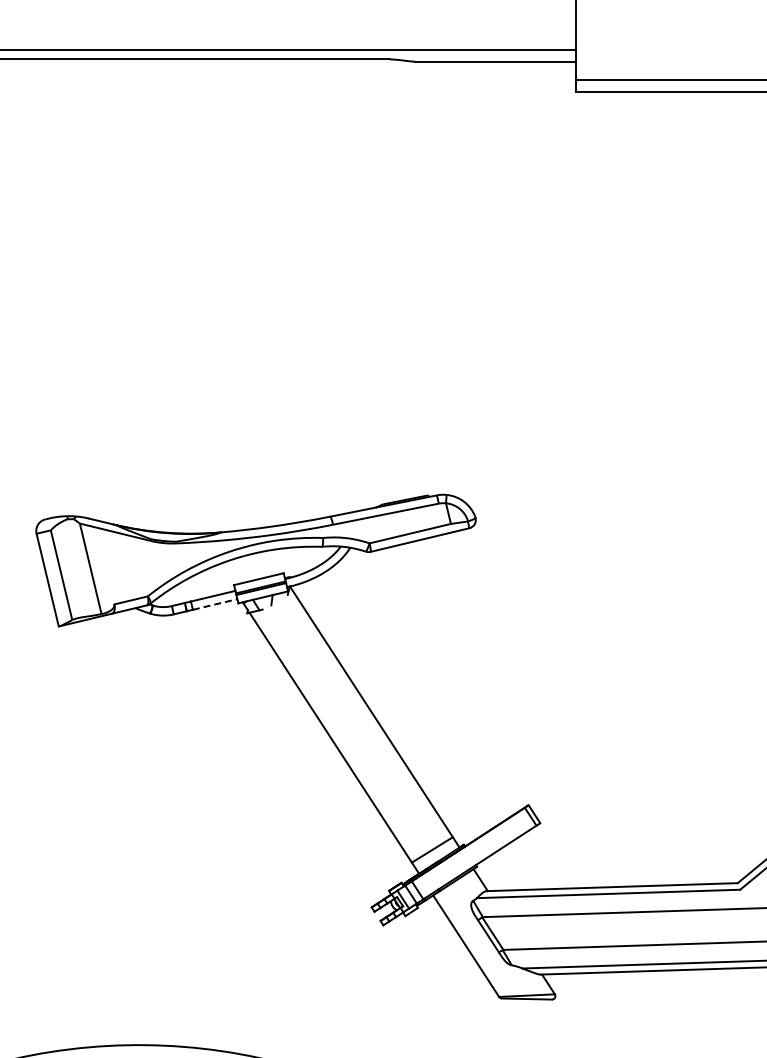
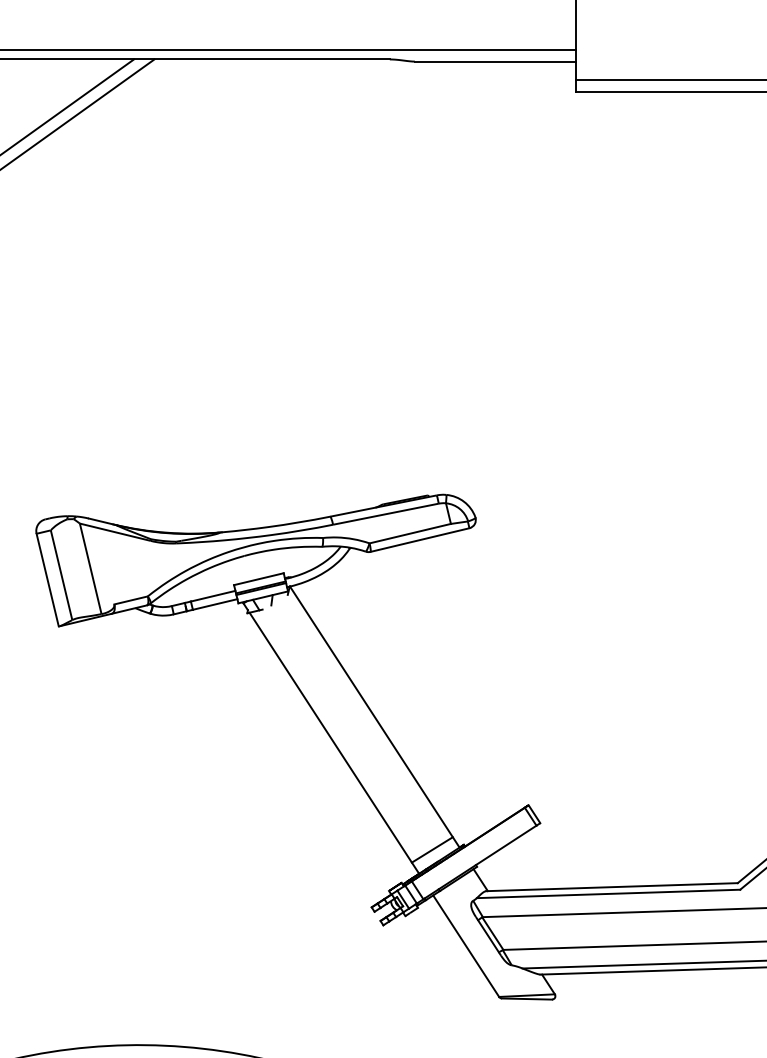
line: none -> present (68, 106)
line: none -> present (78, 113)
line: dashed -> solid (215, 604)
